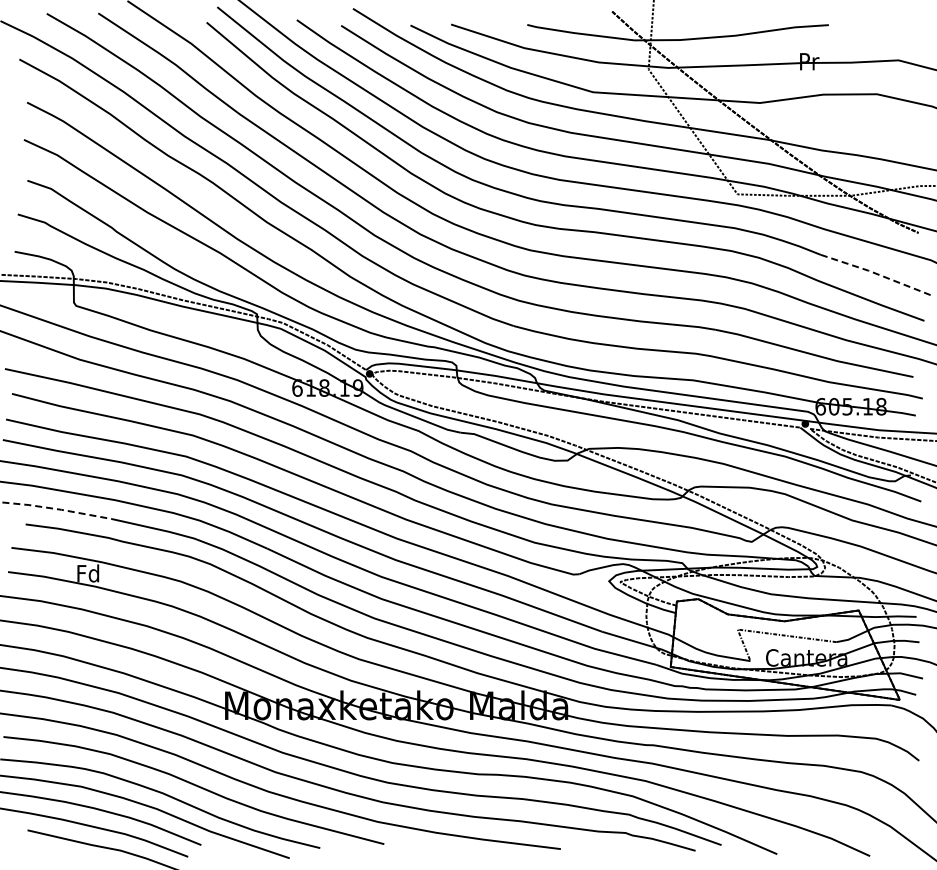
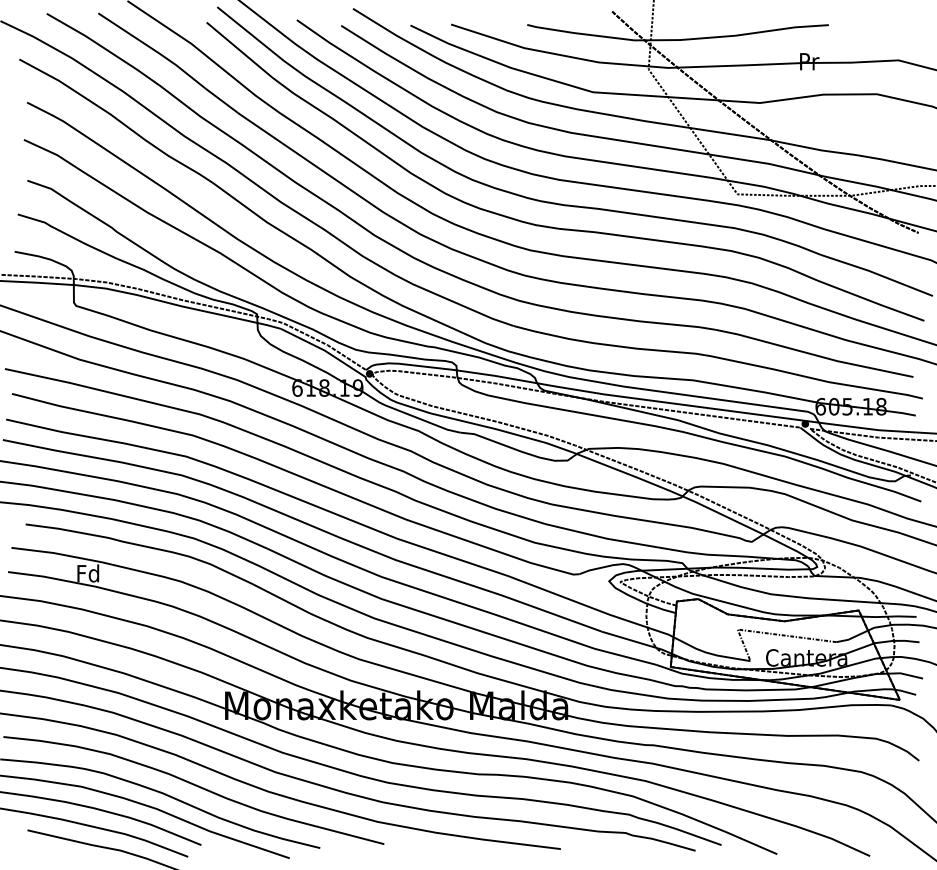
line: dashed -> solid (876, 273)
line: dashed -> solid (56, 509)
